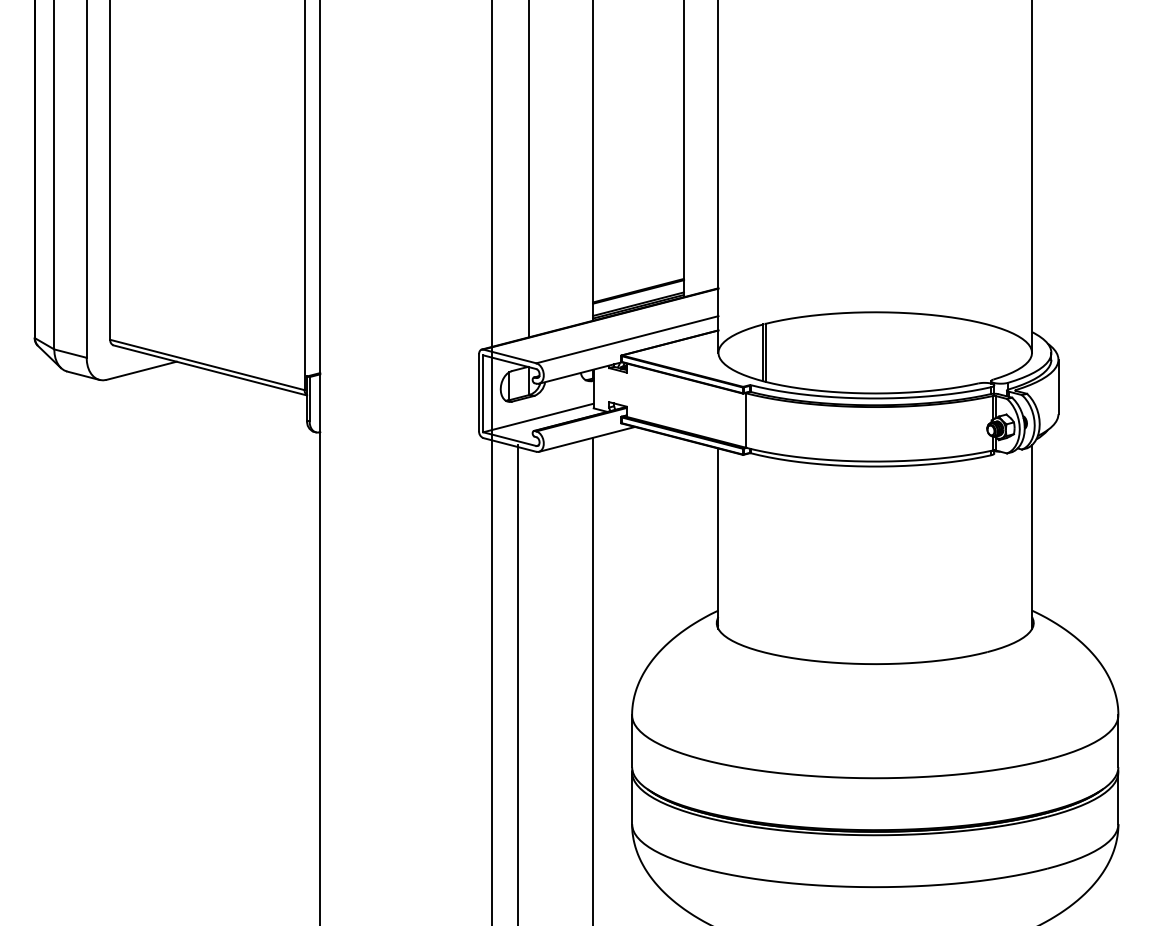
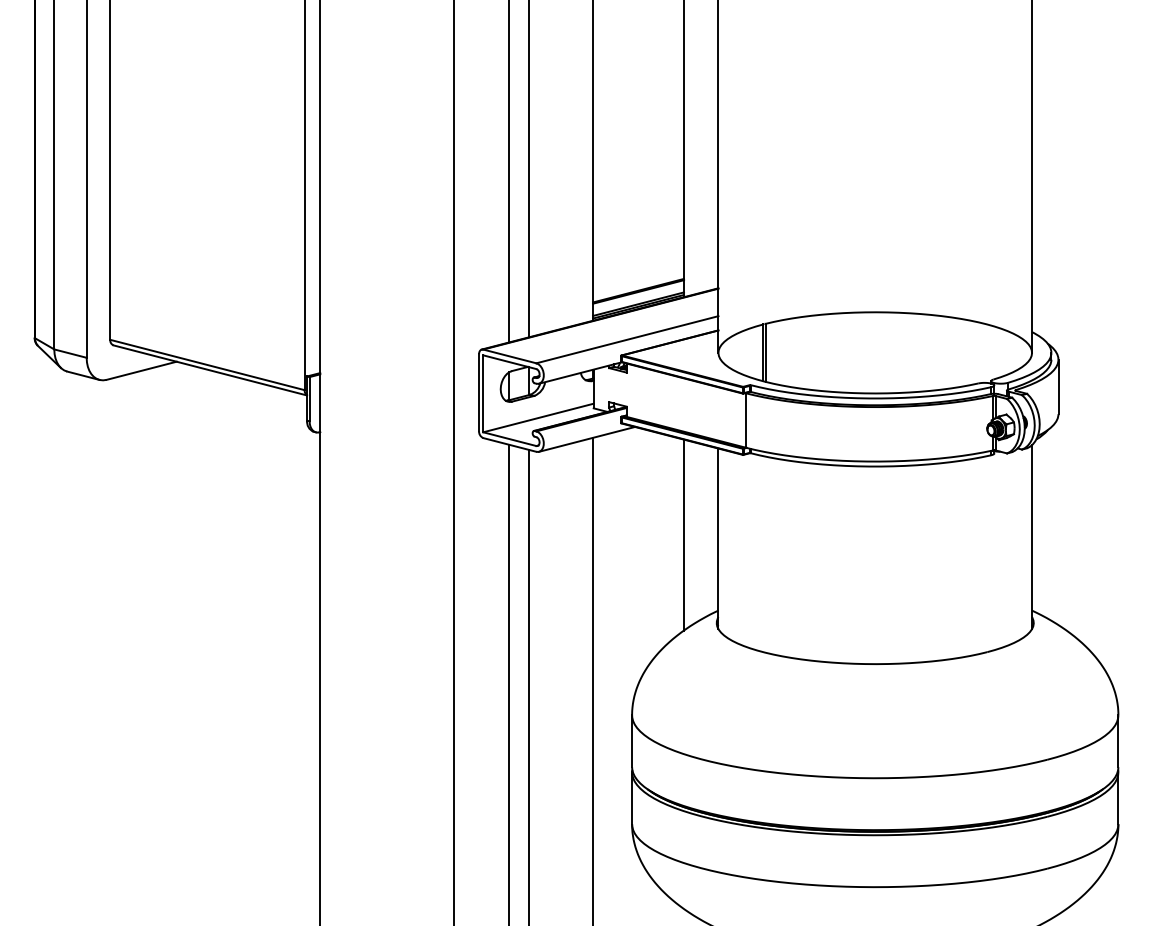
line: none -> present (509, 172)
line position: (492, 462) -> (454, 462) (454, 462)
line: none -> present (684, 534)
line position: (518, 683) -> (509, 683) (509, 683)
line: none -> present (528, 685)
